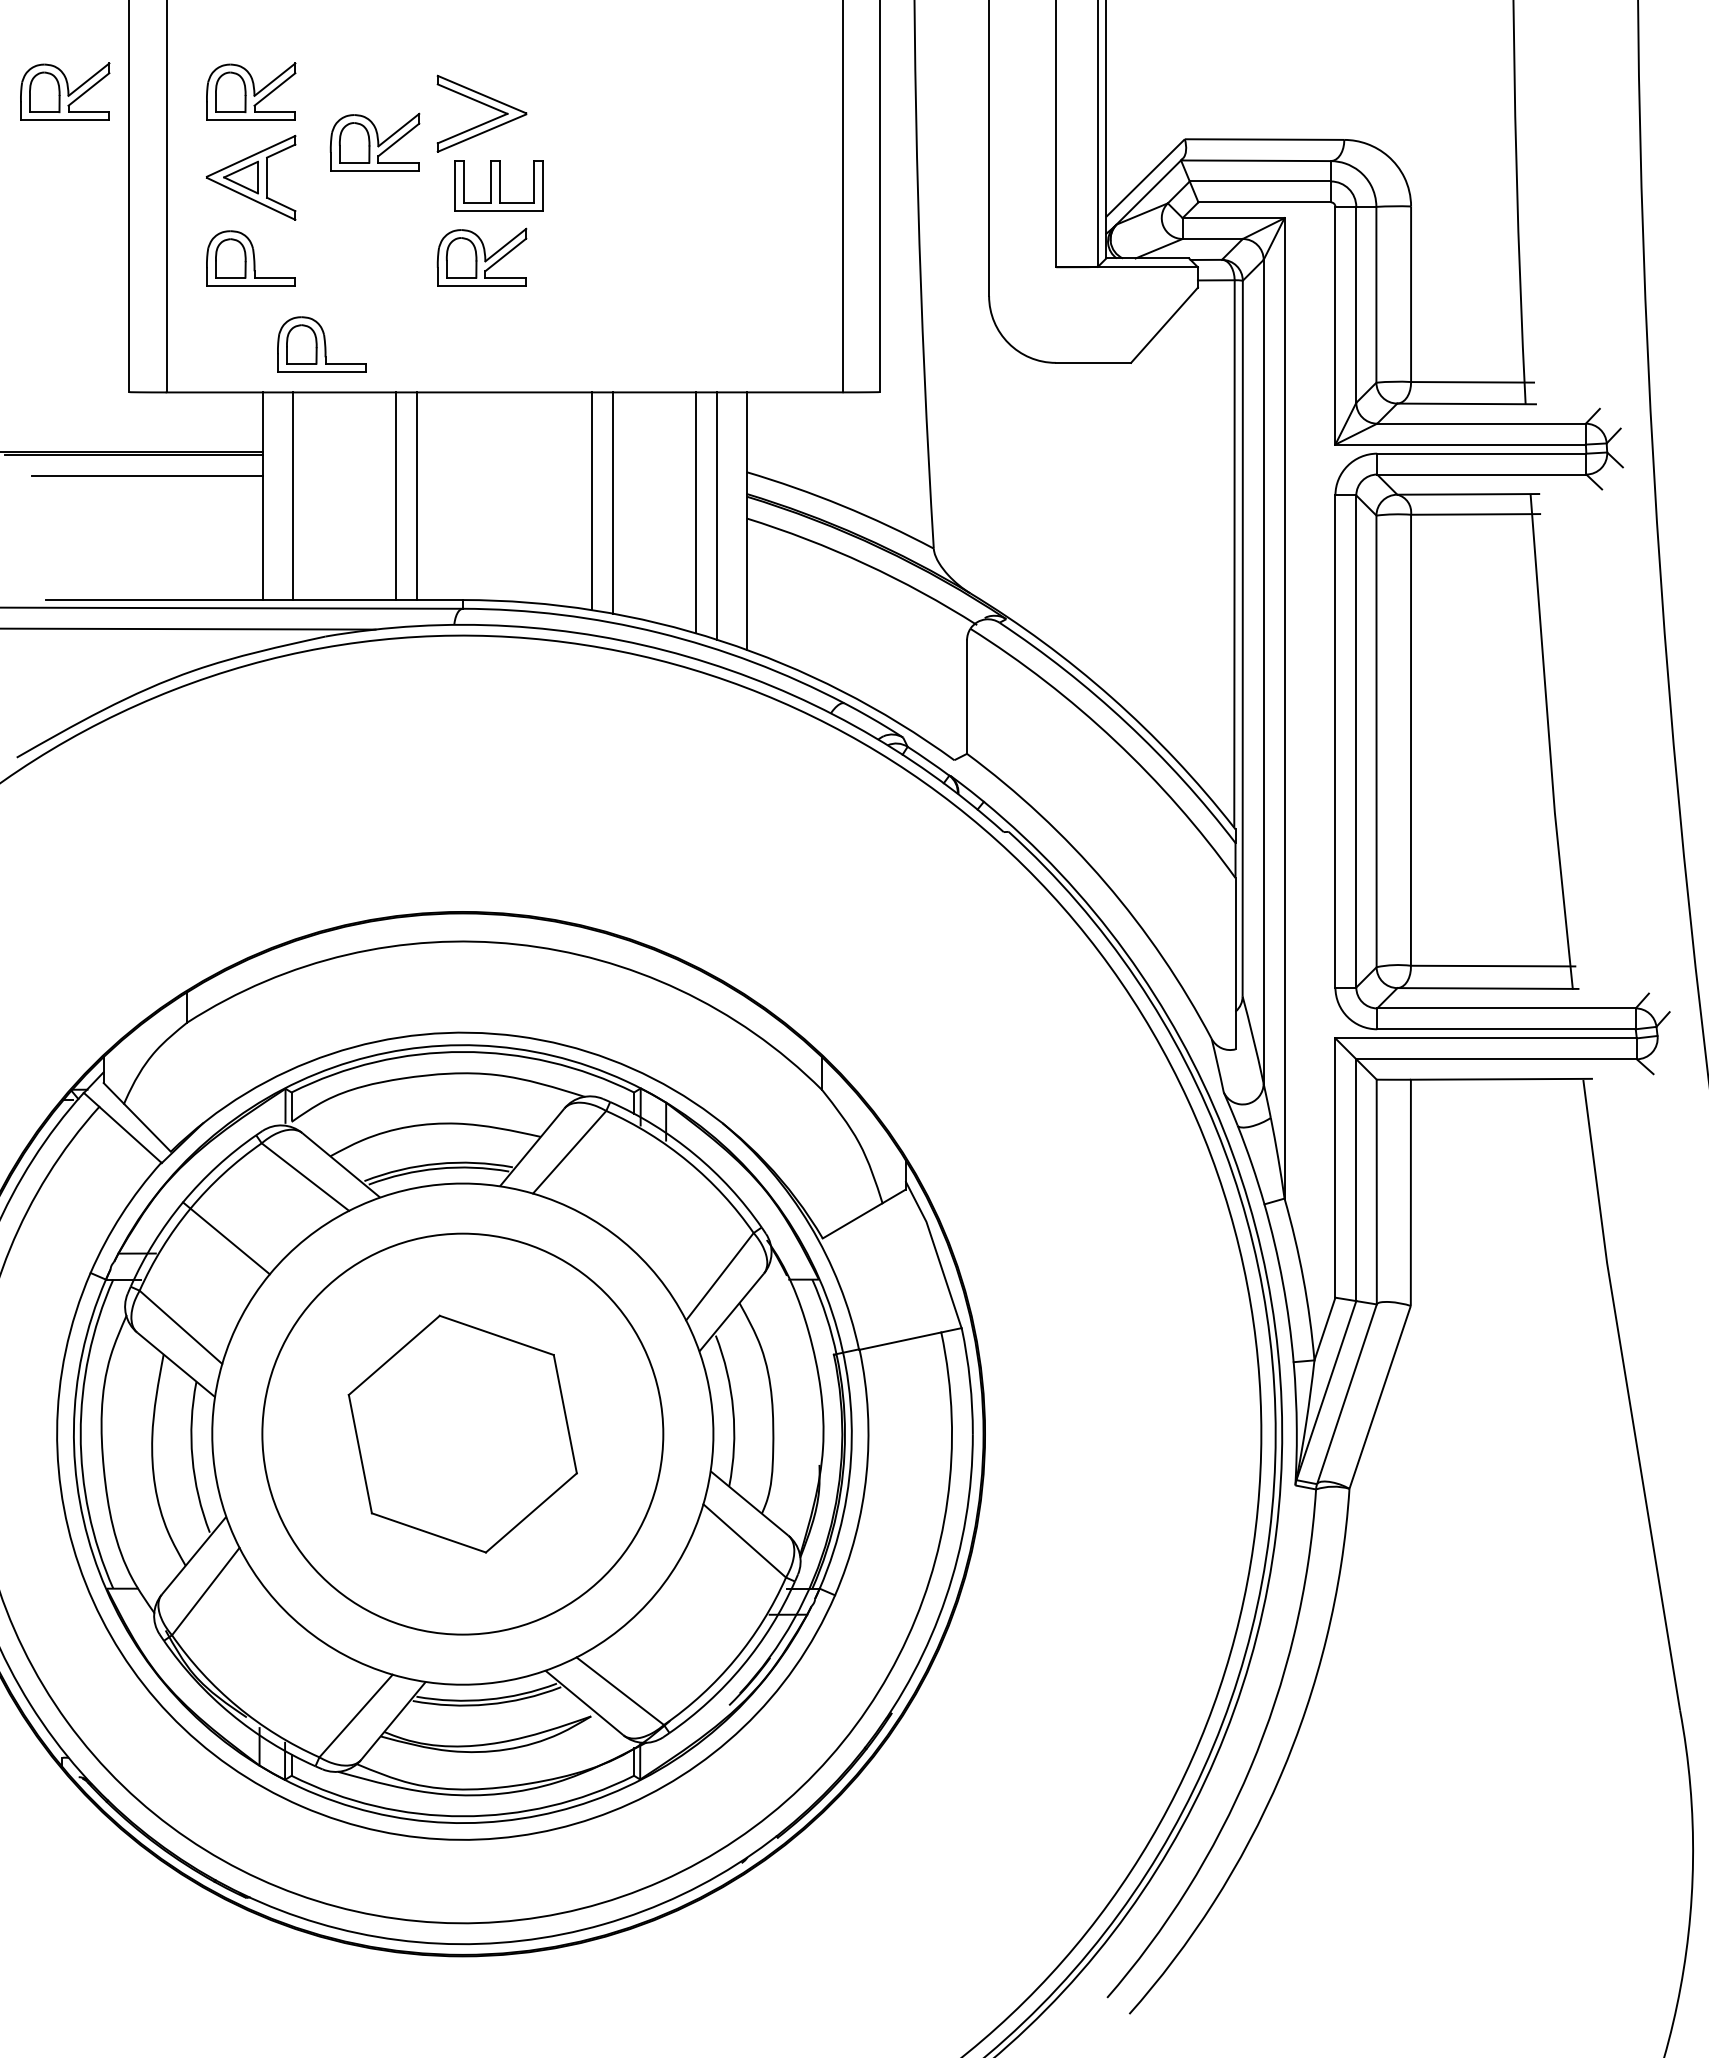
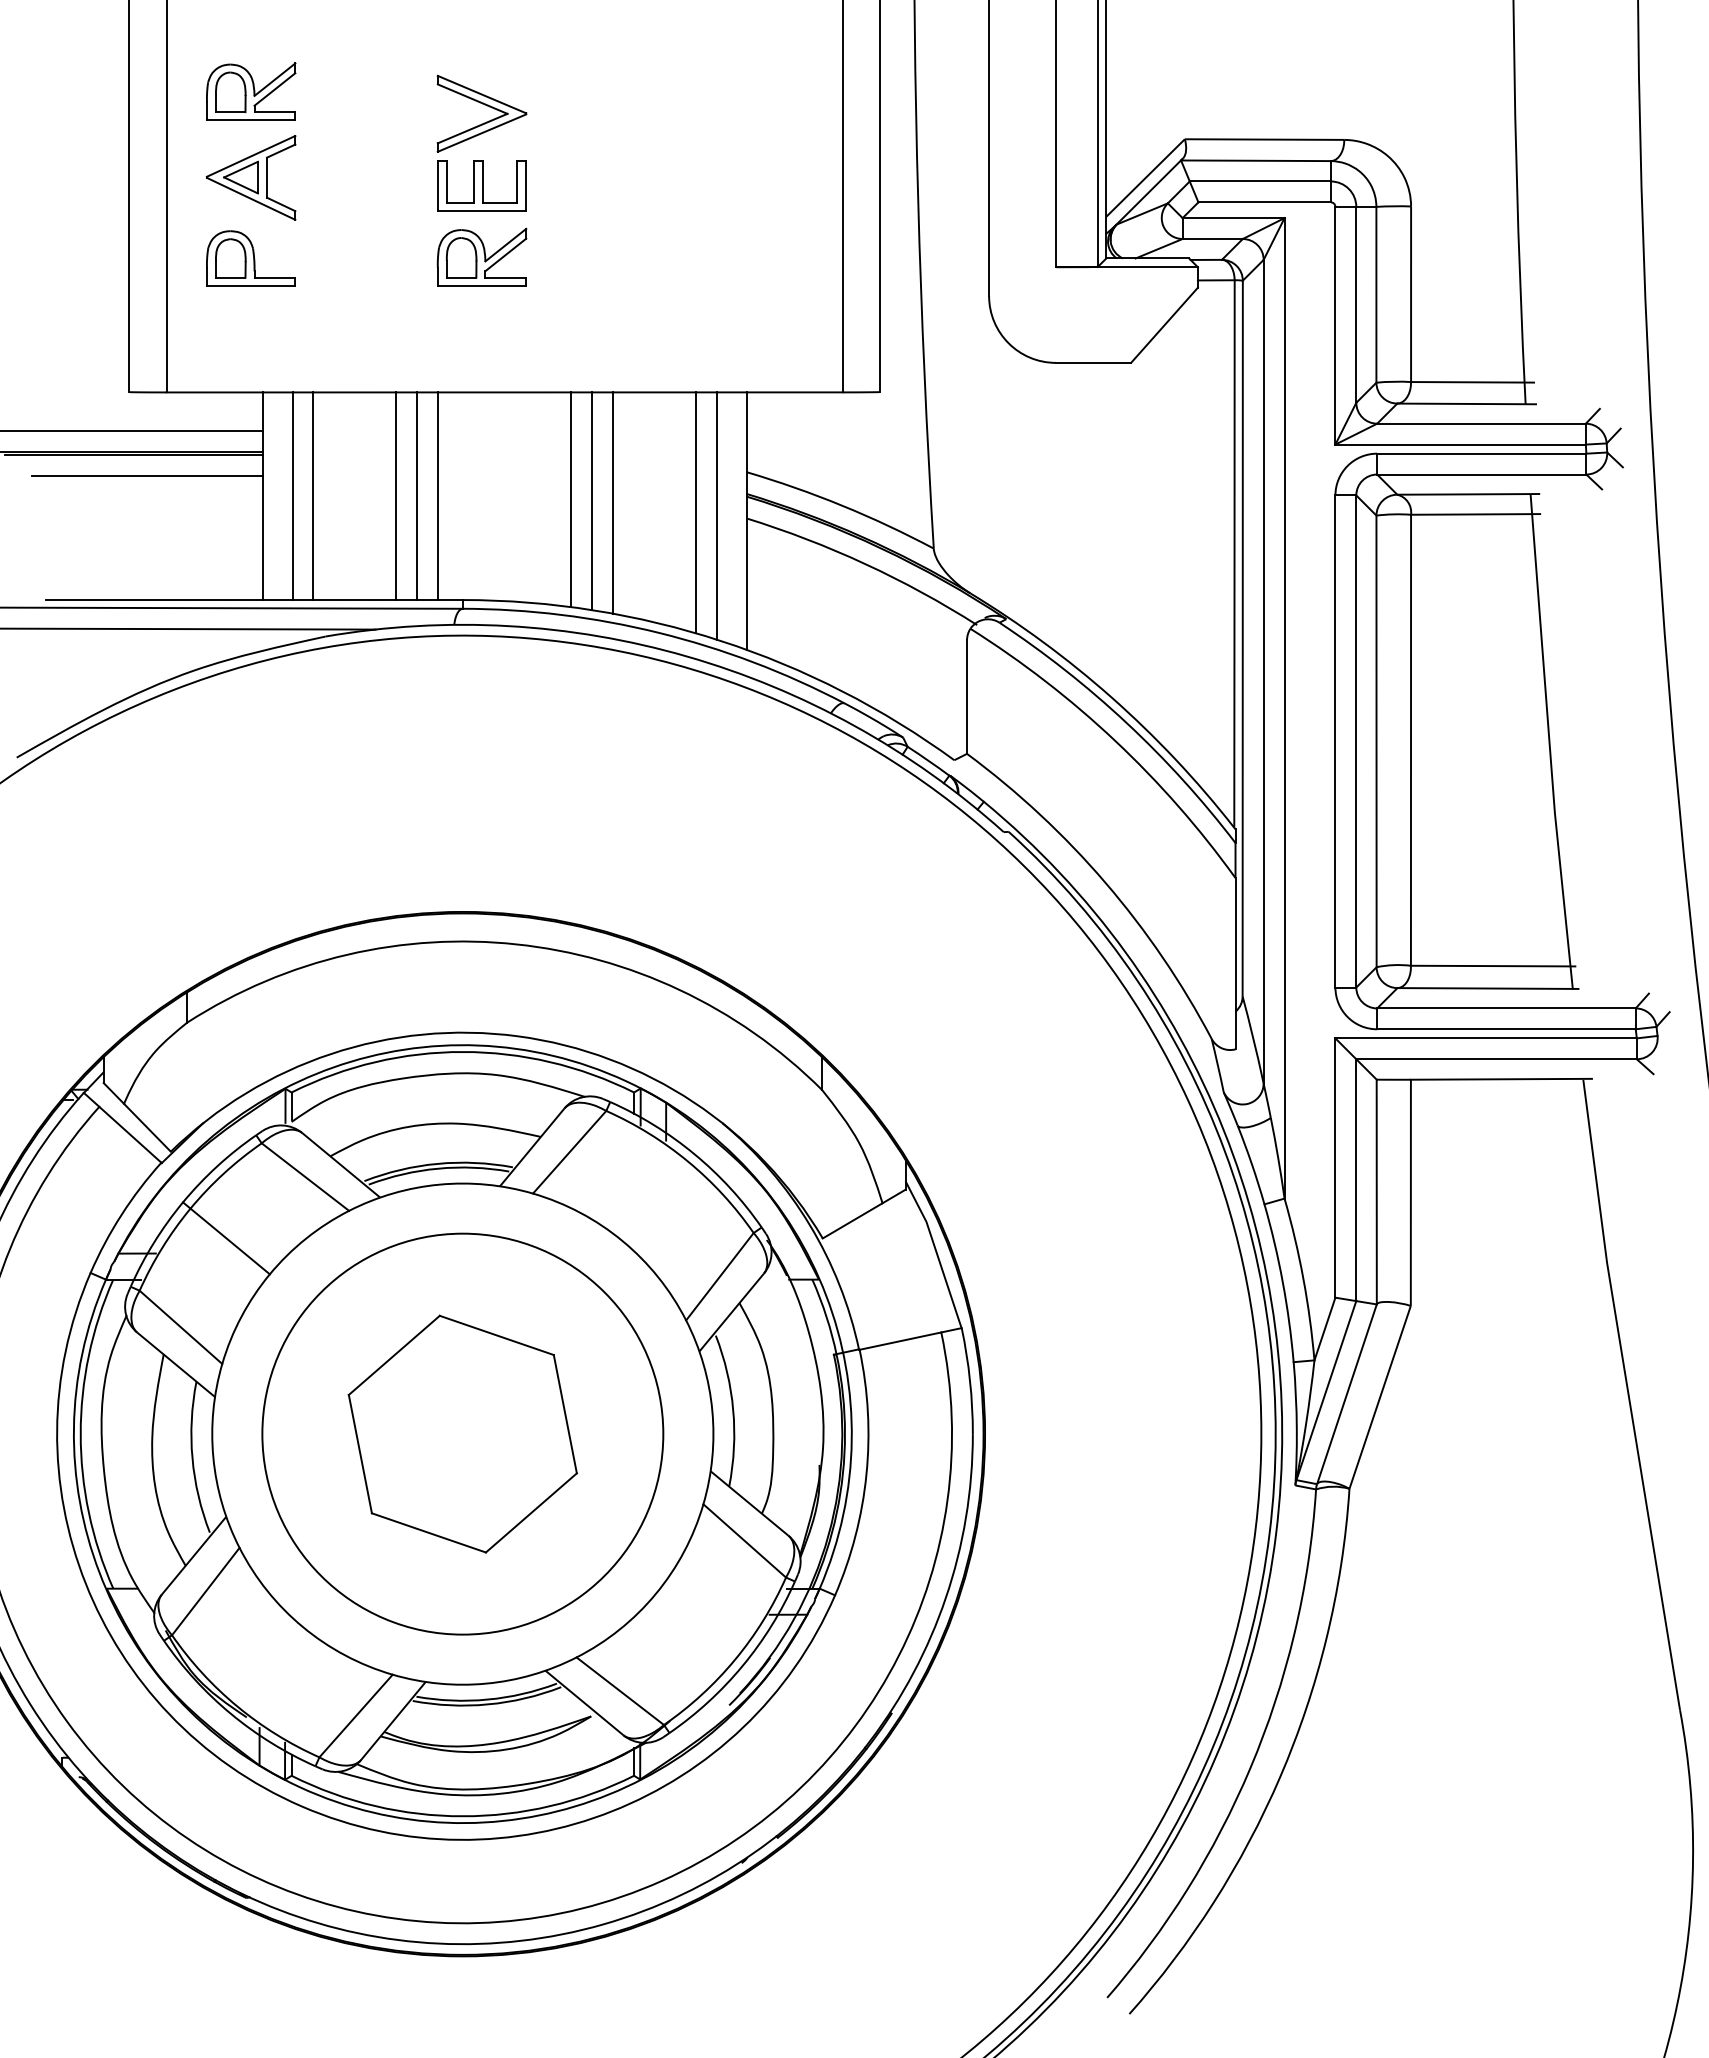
part: present -> none (65, 91)
part: present -> none (374, 141)
part position: (498, 185) -> (481, 185) (481, 185)
part: present -> none (321, 344)
line: none -> present (132, 431)
line: none -> present (313, 496)
line: none -> present (437, 496)
line: none -> present (571, 499)
